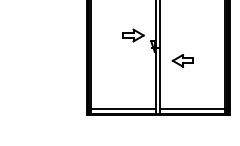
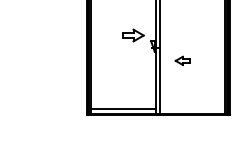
part size: 23x14 px -> 17x11 px (182, 60)
line: present -> none (192, 109)
